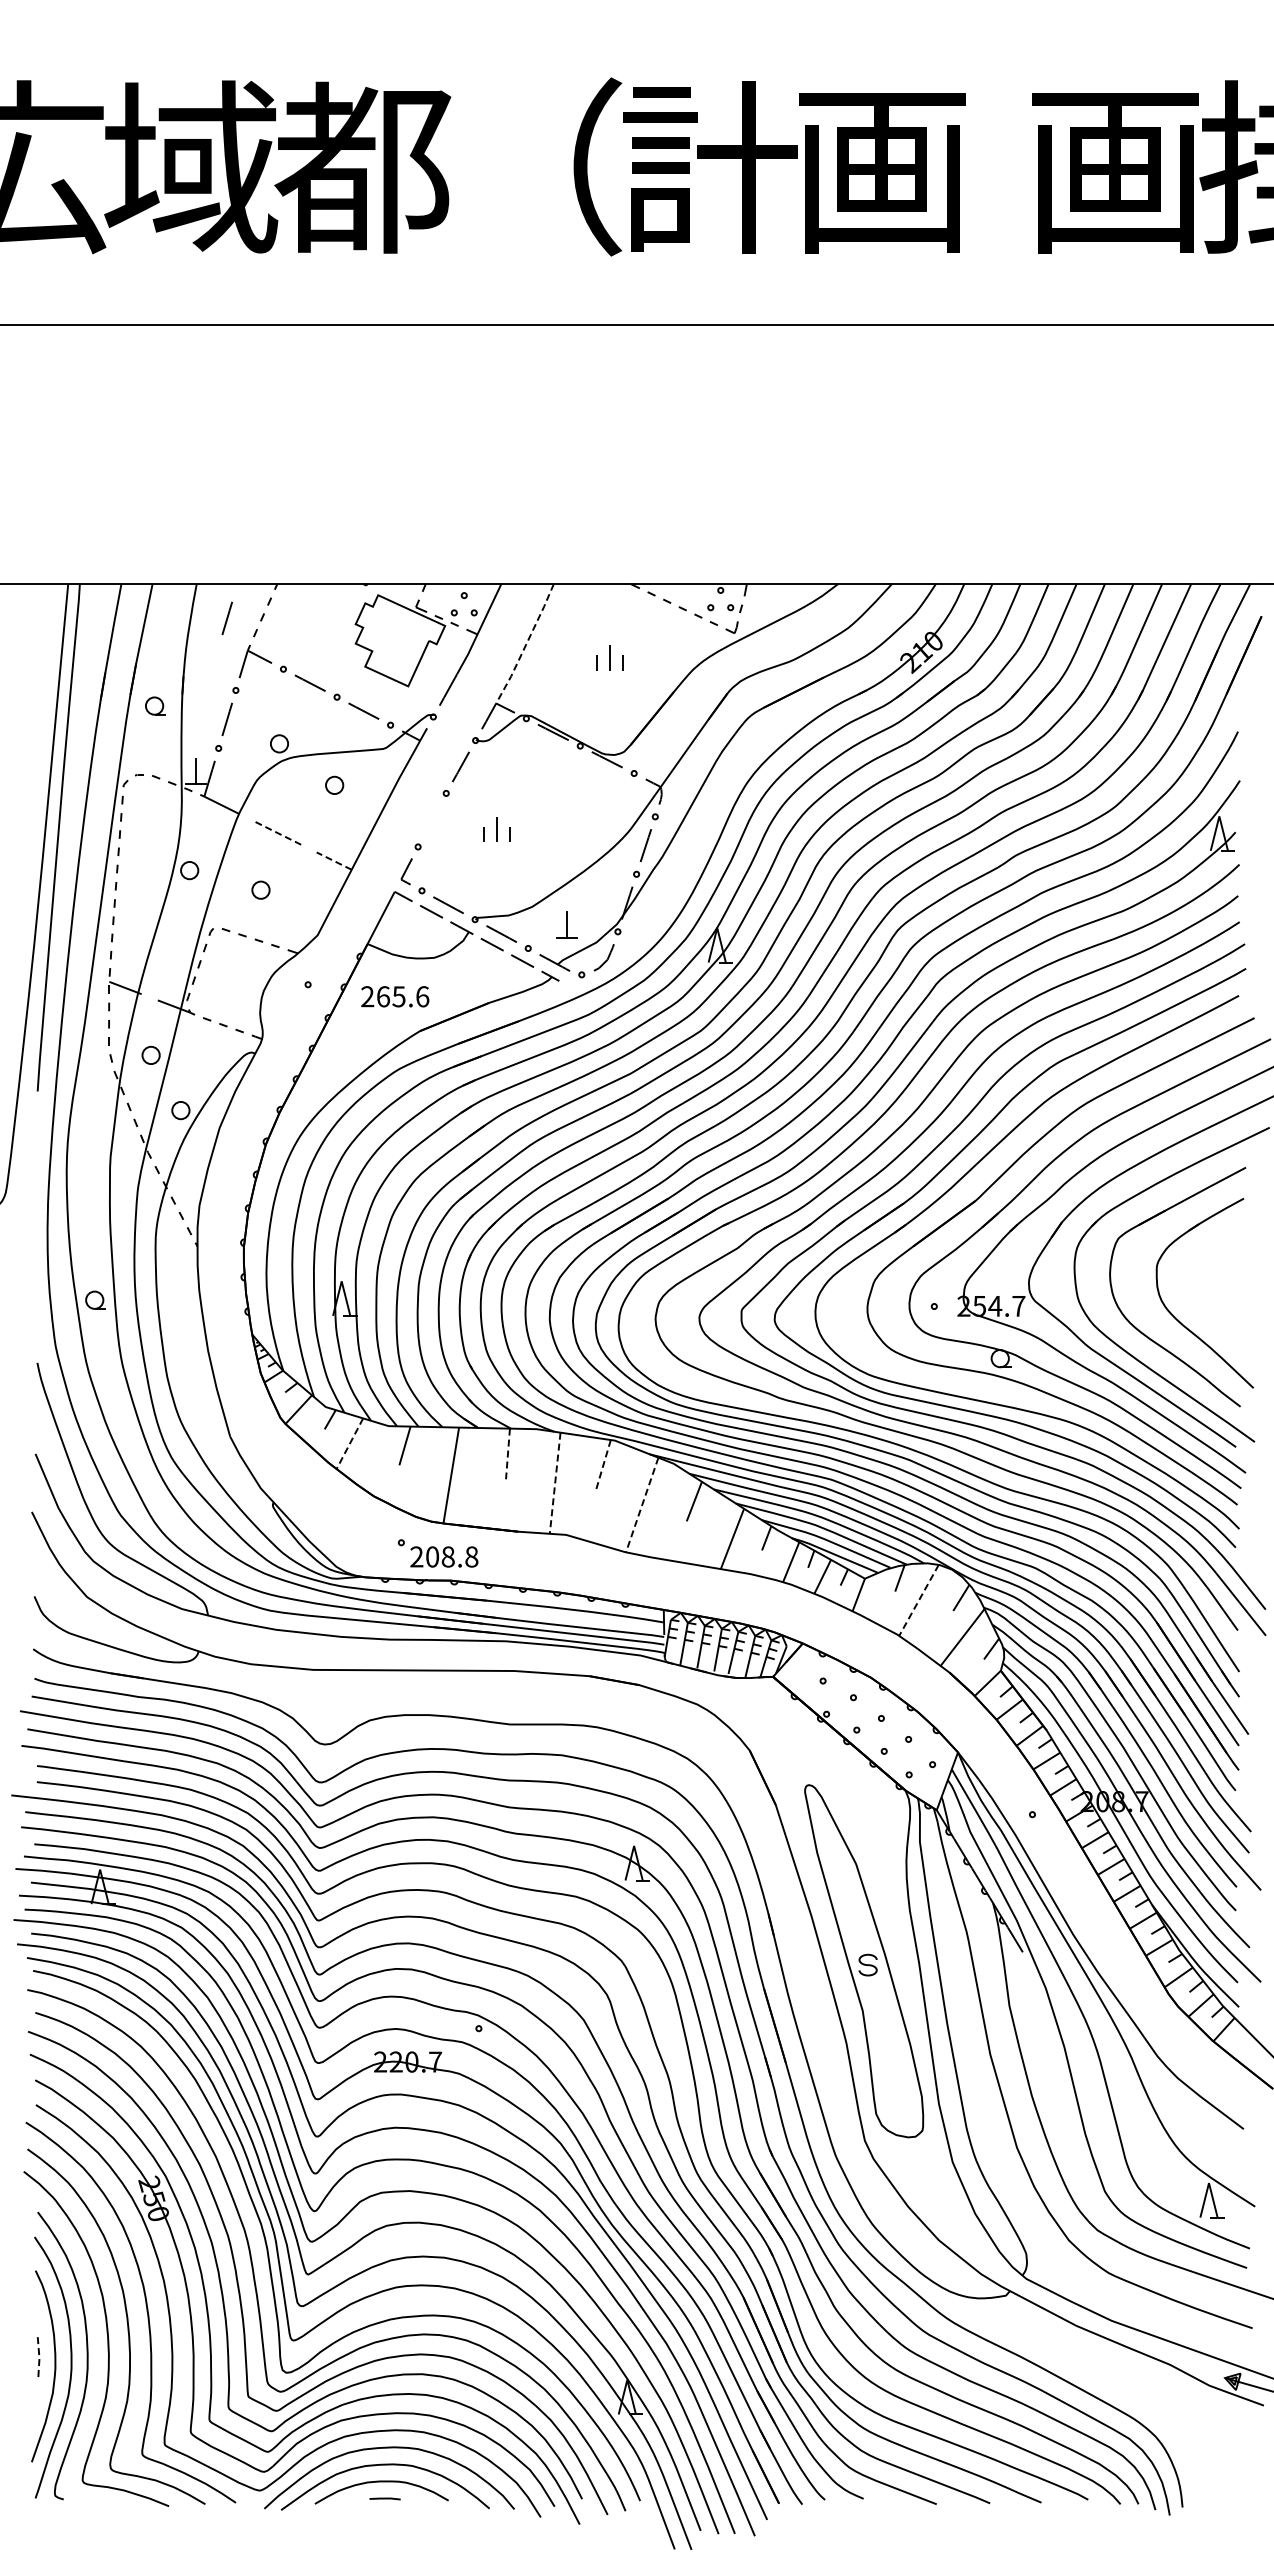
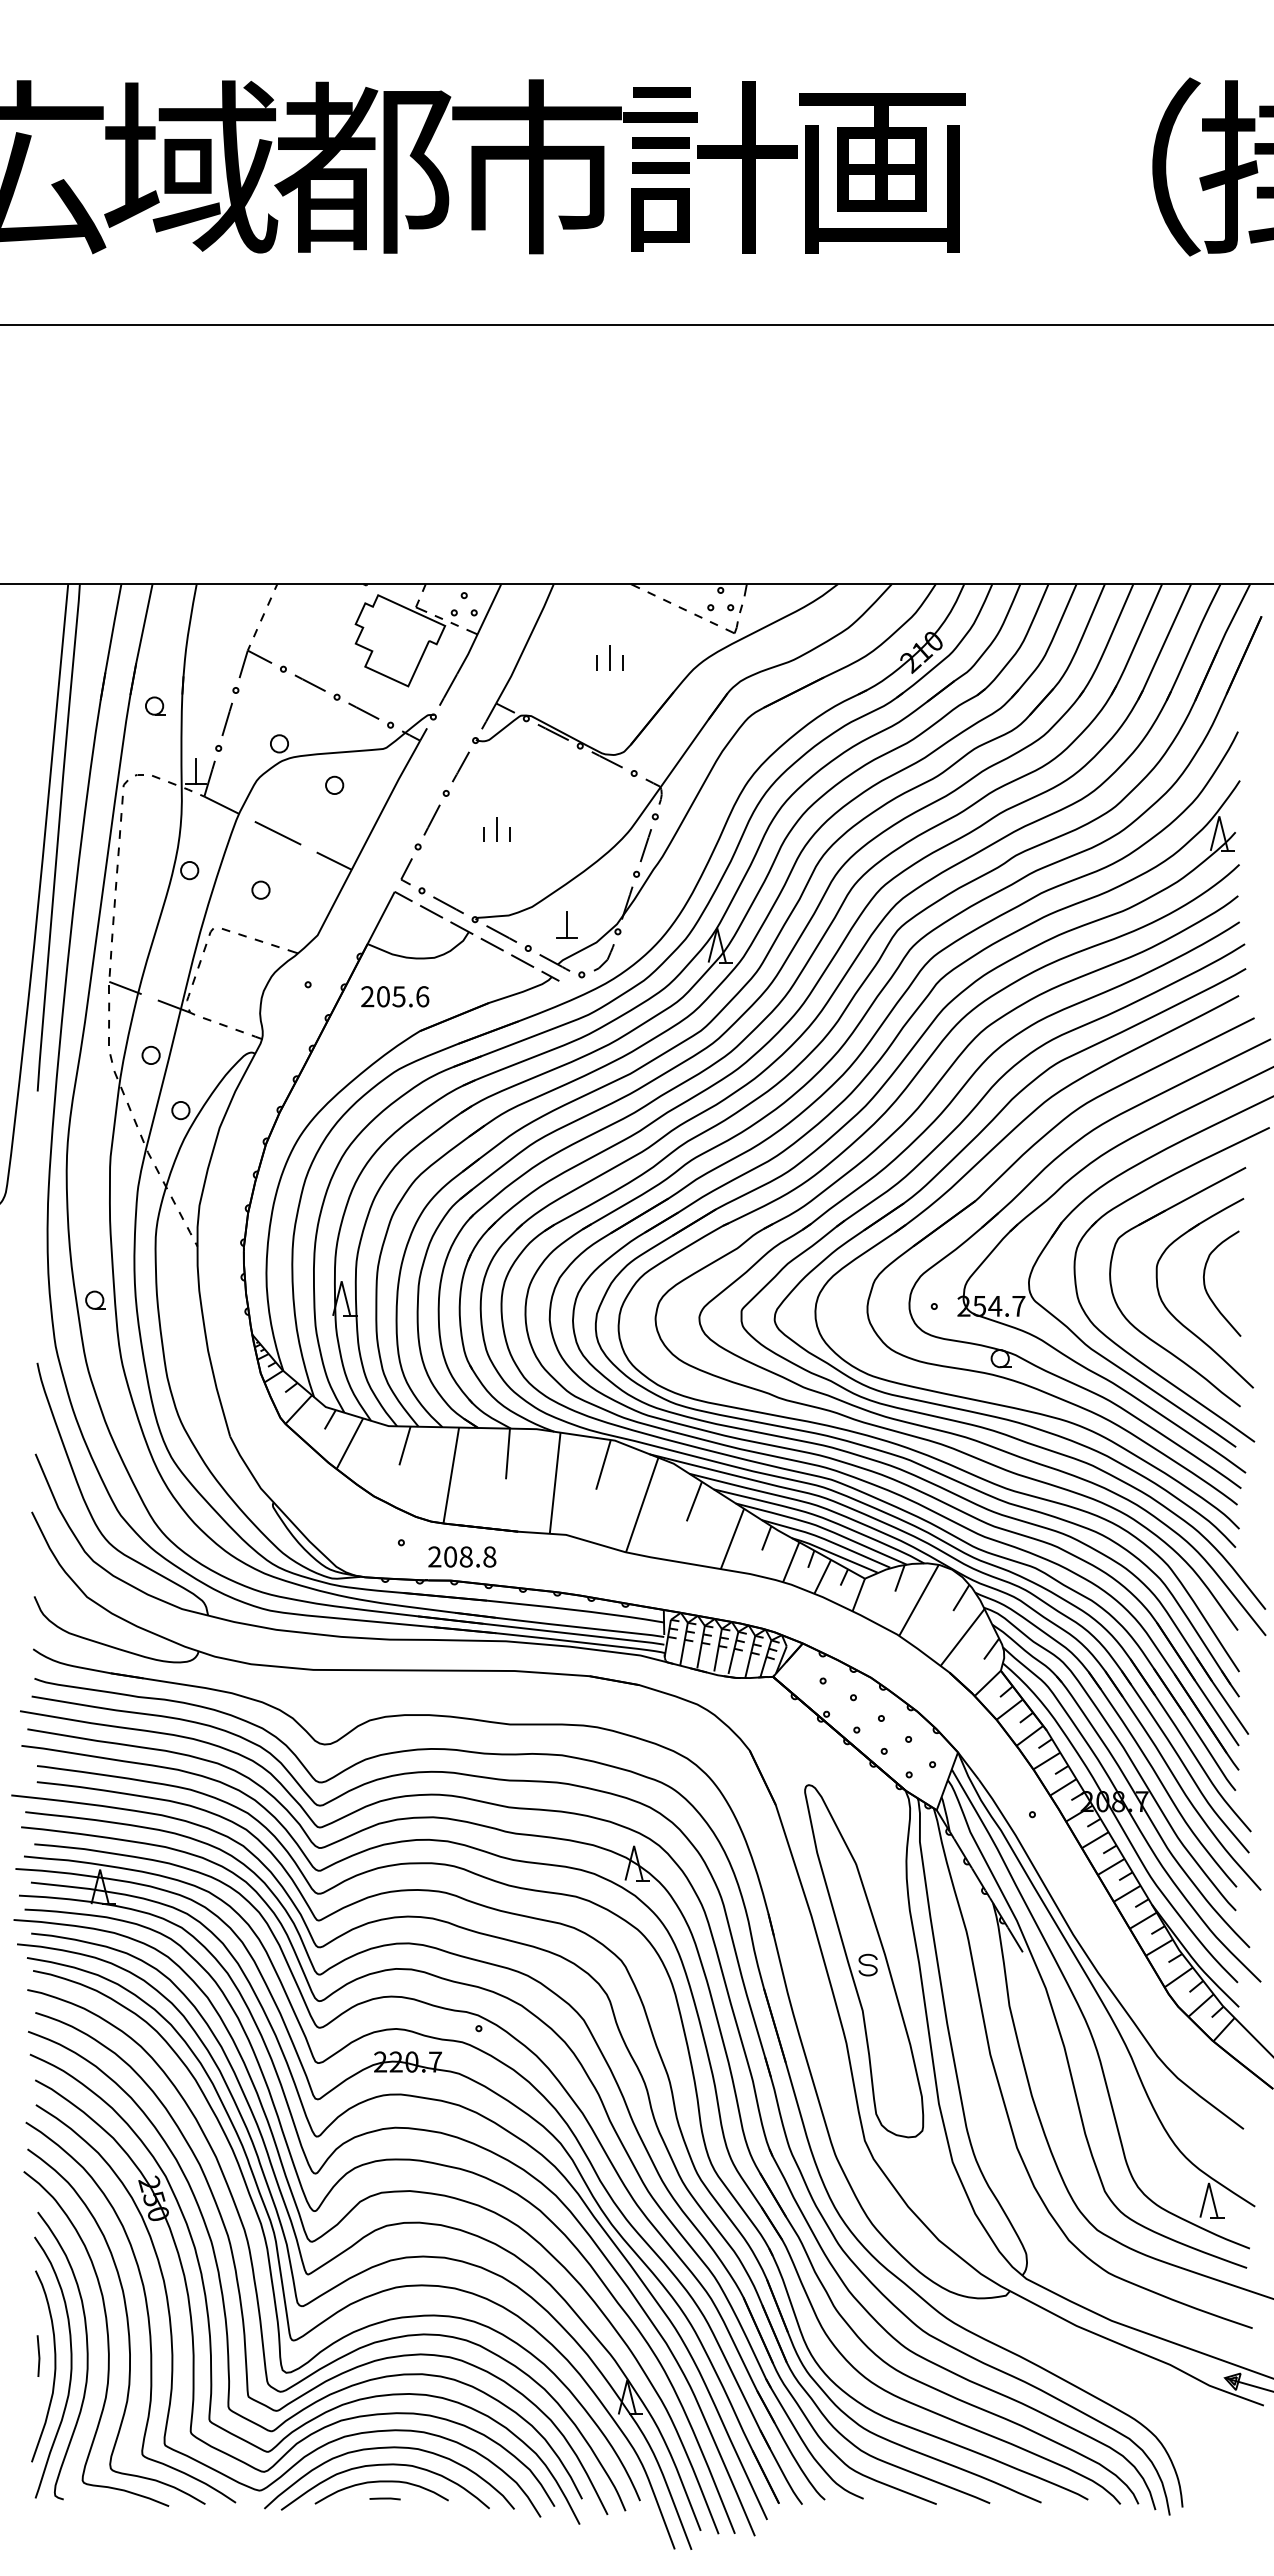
text: （ -> 市 (537, 166)
text: 画 -> （ (1116, 166)
line: present -> none (226, 617)
line: dashed -> solid (526, 644)
line: none -> present (431, 819)
line: dashed -> solid (278, 833)
line: dashed -> solid (334, 861)
text: 265.6 -> 205.6 (383, 996)
curve: none -> present (1206, 1288)
line: dashed -> solid (349, 1443)
line: dashed -> solid (507, 1454)
line: dashed -> solid (603, 1464)
line: dashed -> solid (555, 1483)
line: dashed -> solid (642, 1505)
text position: (444, 1556) -> (462, 1556) (462, 1556)
line: dashed -> solid (919, 1600)
line: dashed -> solid (39, 2356)
